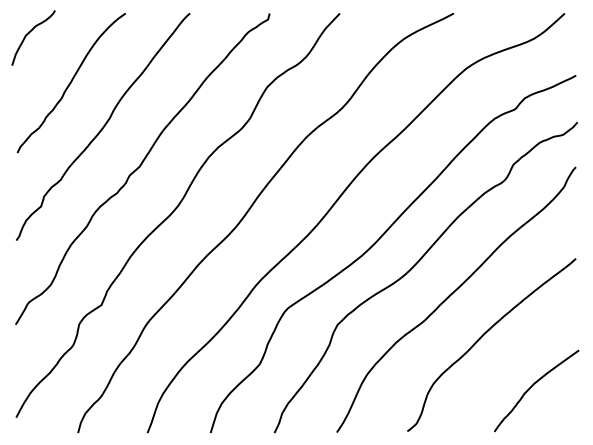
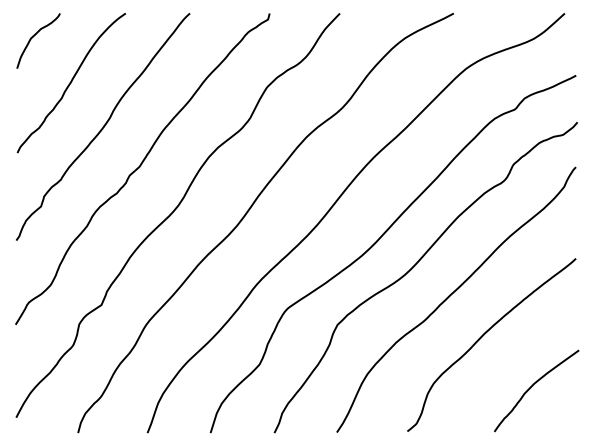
curve position: (29, 33) -> (34, 36) (34, 36)
